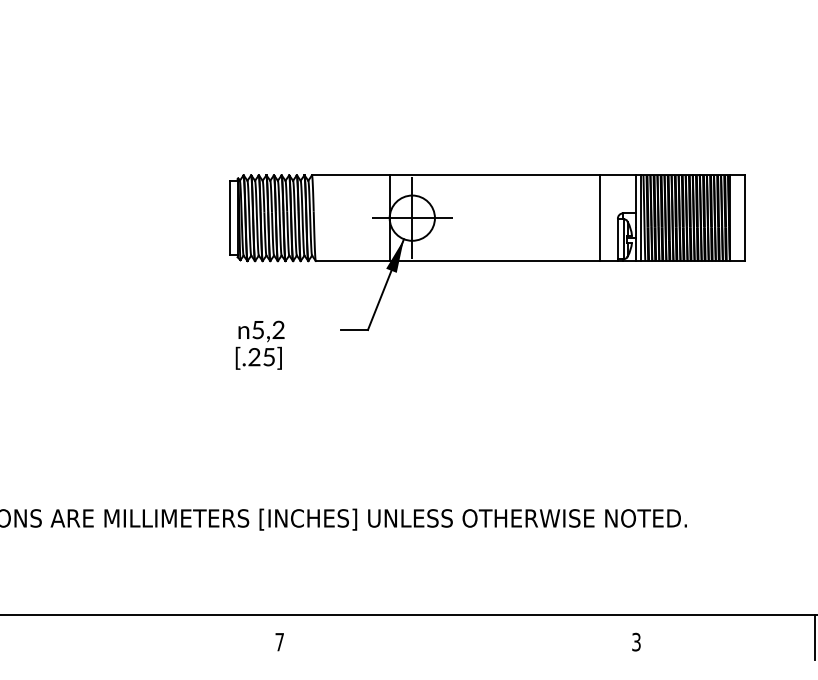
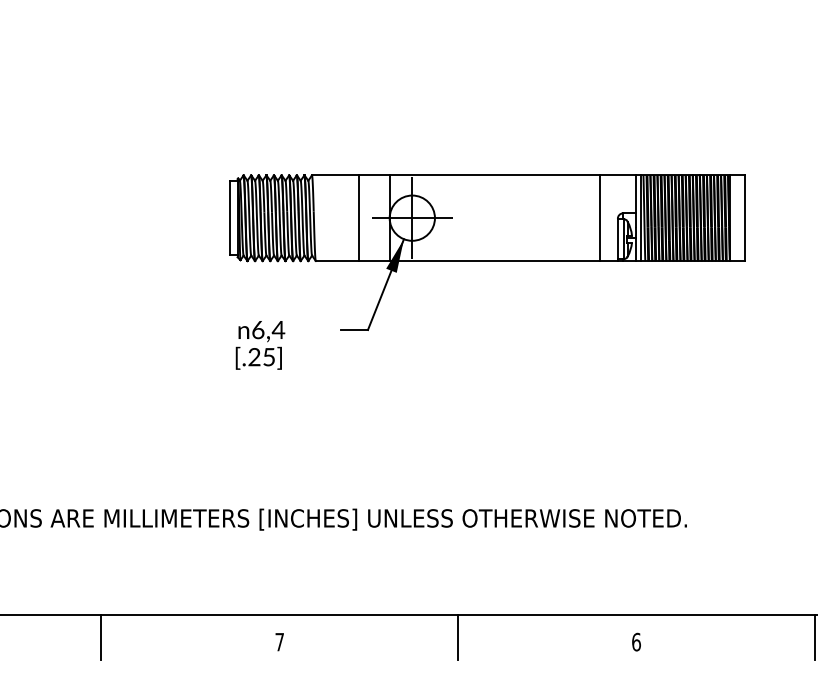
line: none -> present (358, 217)
text: 5,2 -> 6,4 (268, 329)
line: none -> present (101, 637)
line: none -> present (458, 637)
text: 3 -> 6 (636, 641)
